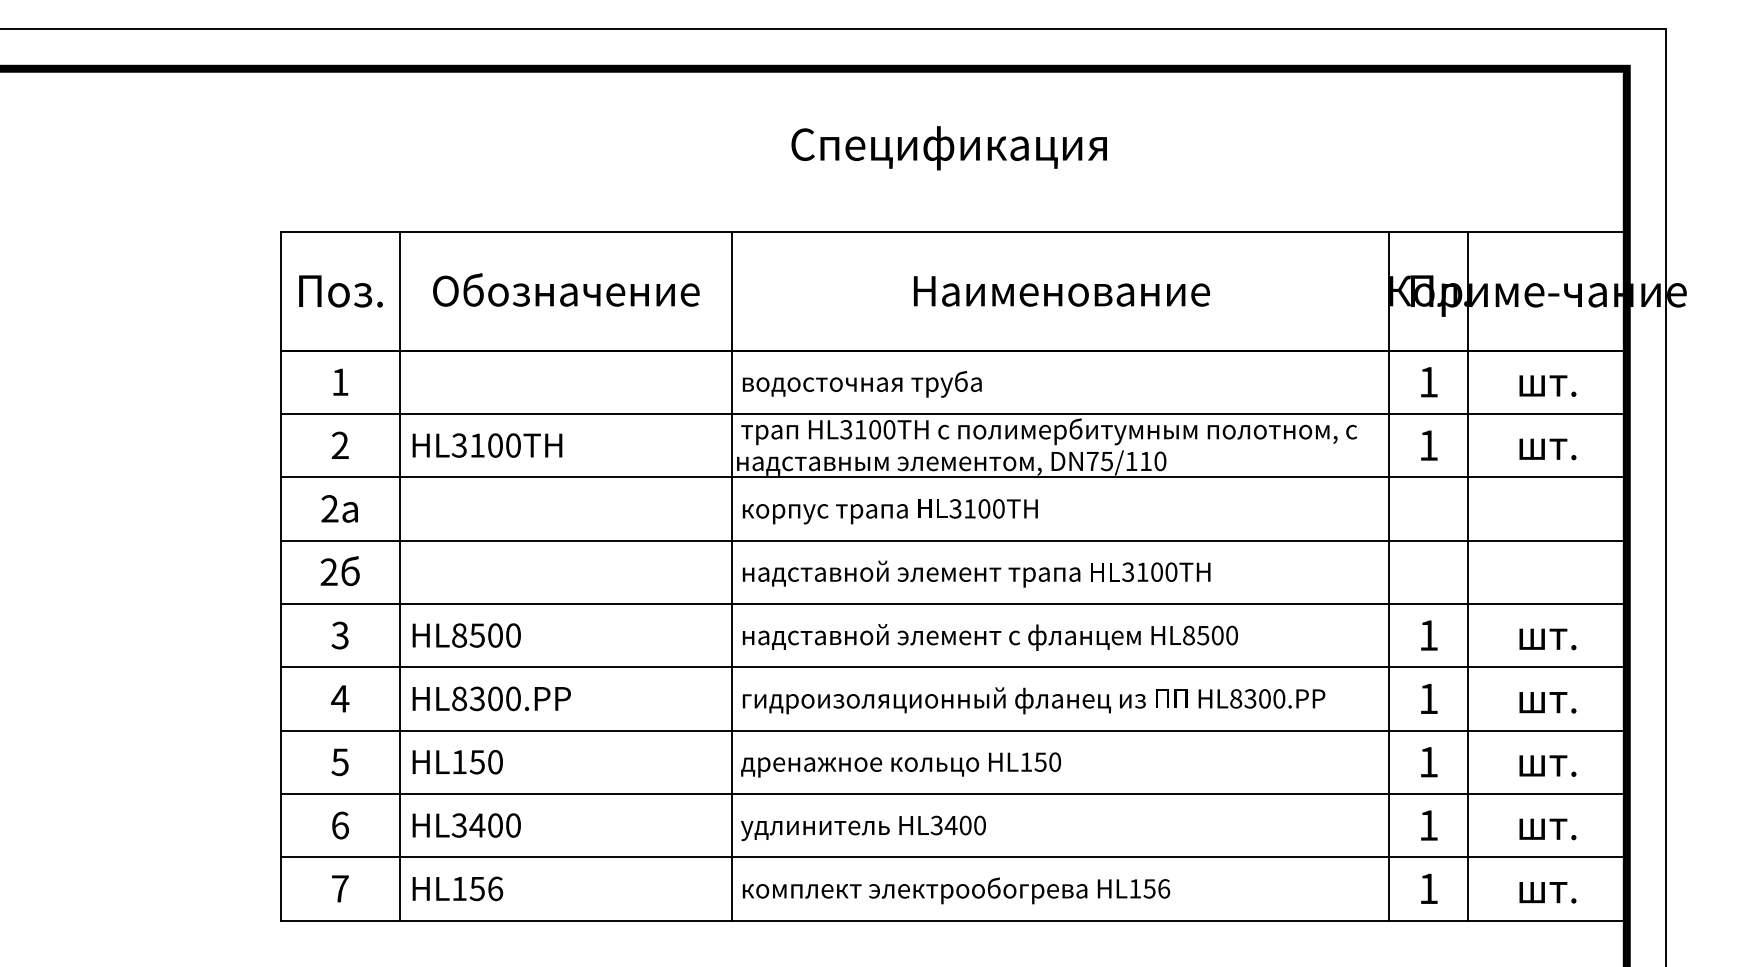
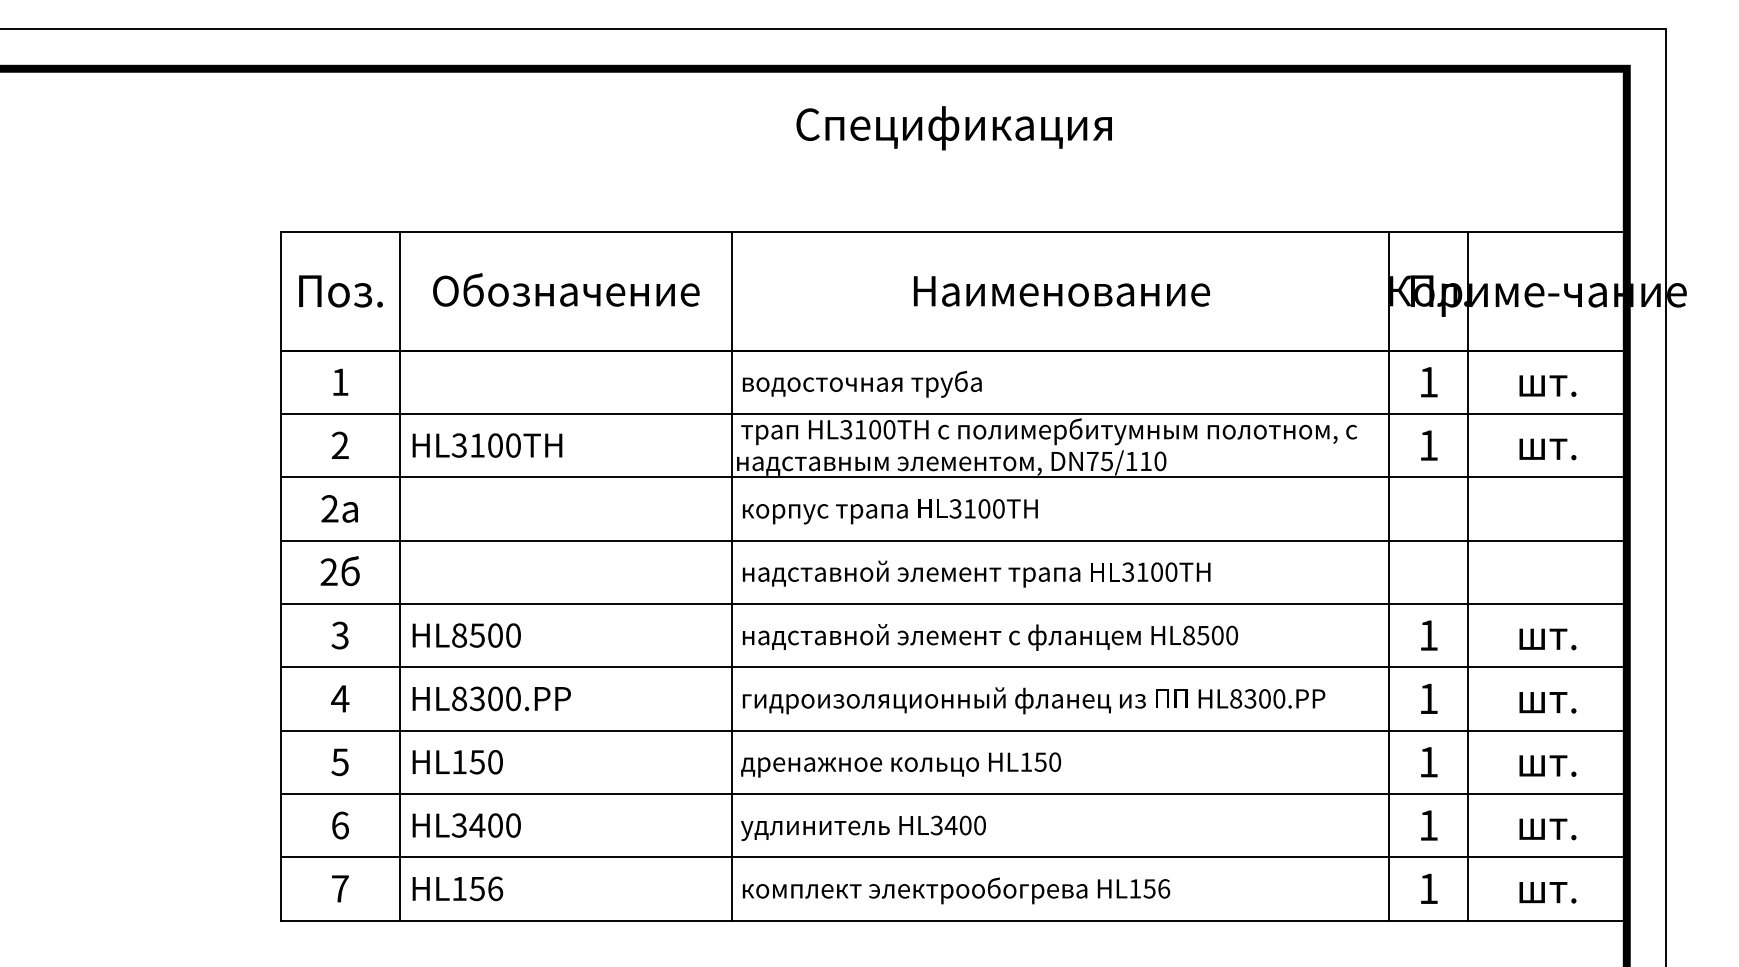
text position: (948, 148) -> (953, 128) (953, 128)
